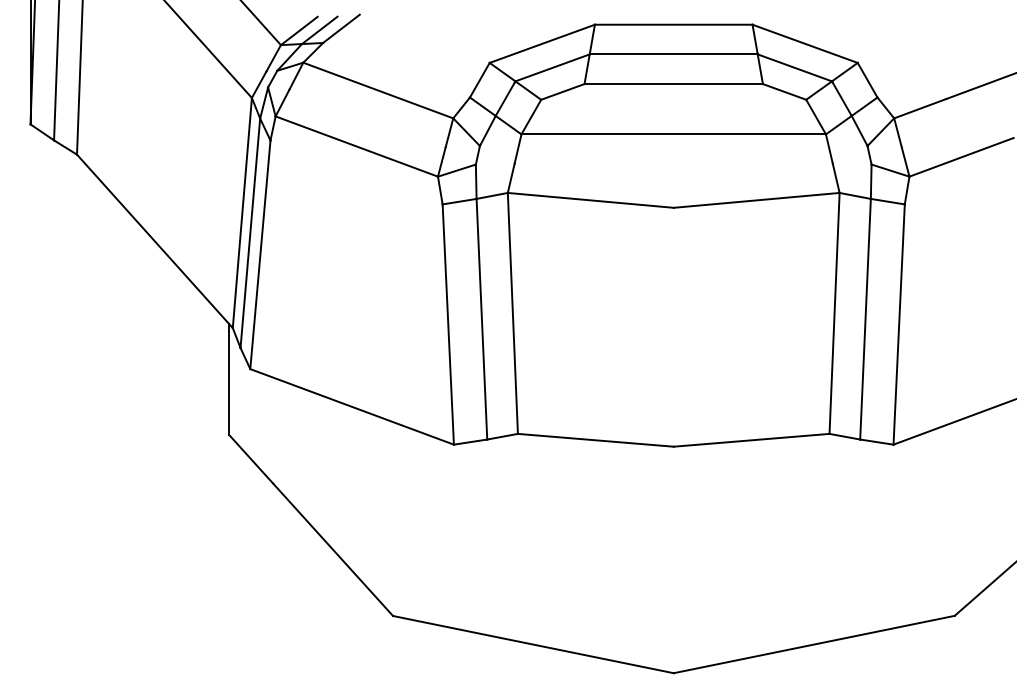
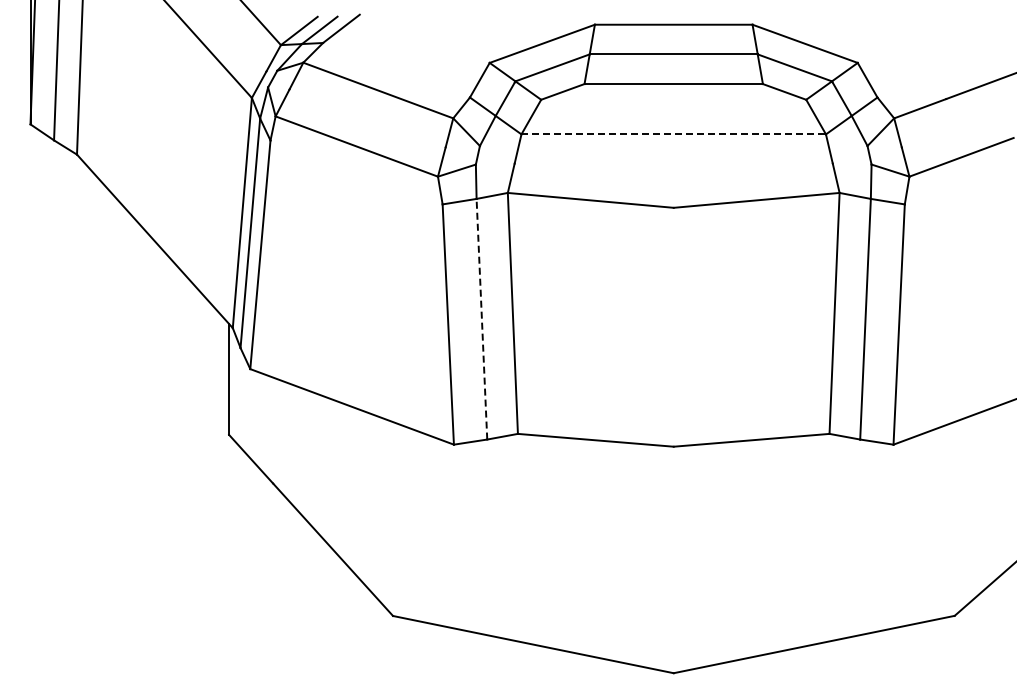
line: solid -> dashed (674, 134)
line: solid -> dashed (481, 318)
